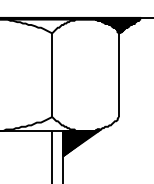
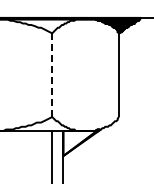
line: solid -> dashed (52, 75)
fill: present -> none (79, 143)
